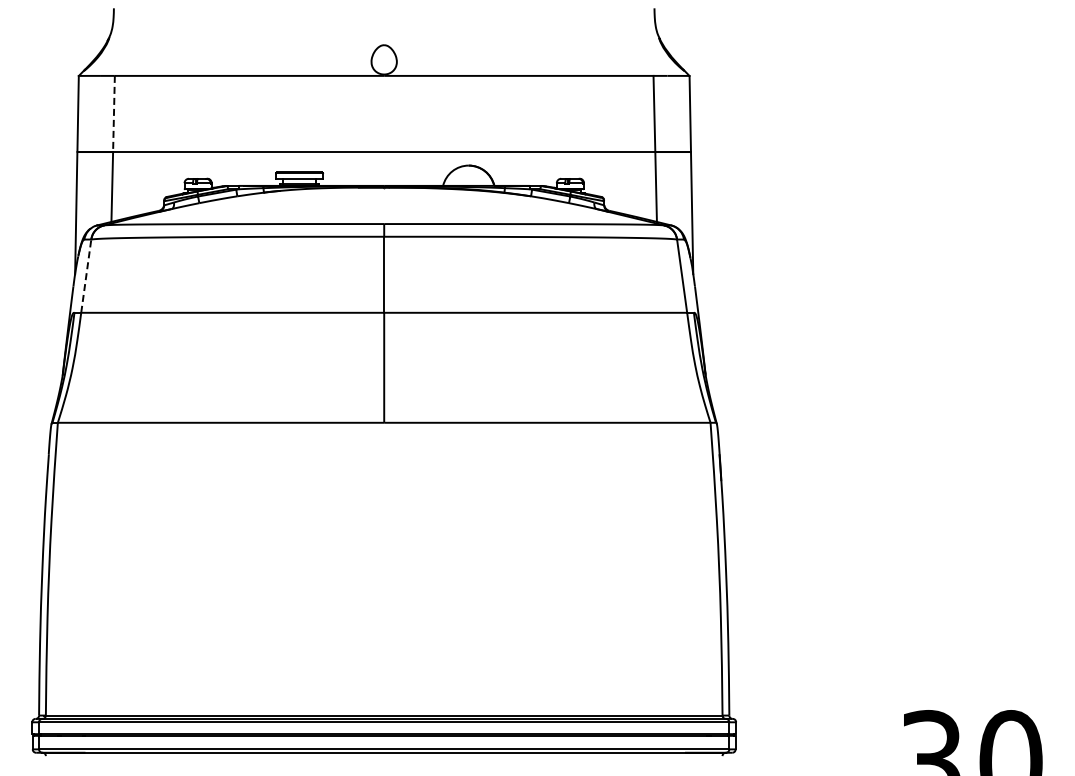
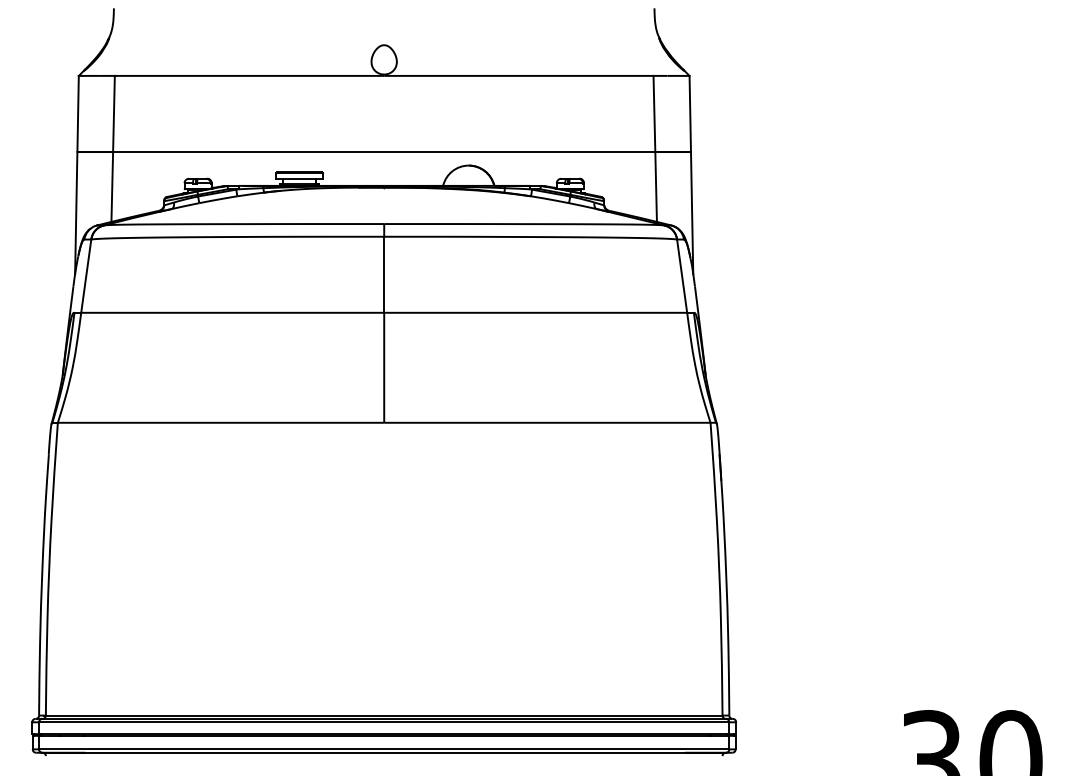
line: dashed -> solid (113, 114)
line: dashed -> solid (86, 276)
